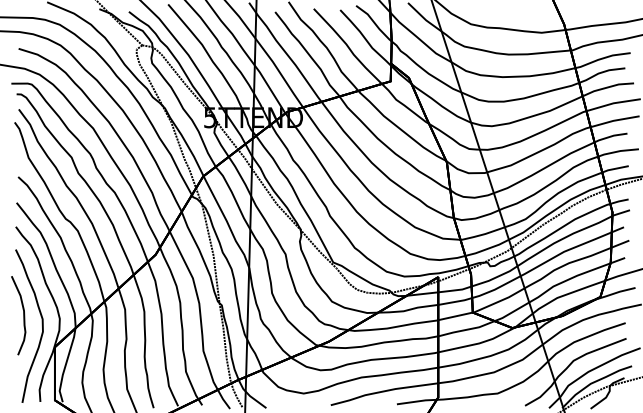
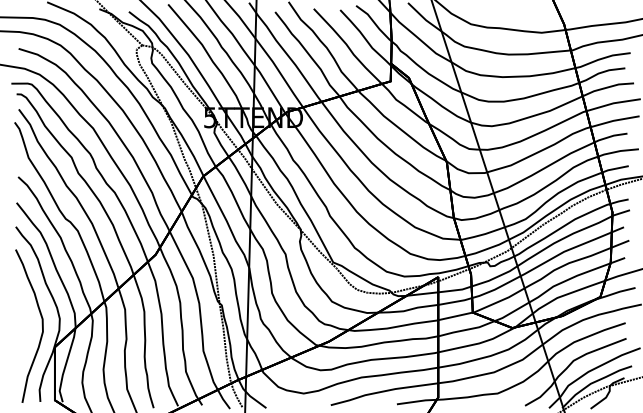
curve: present -> none (23, 315)
